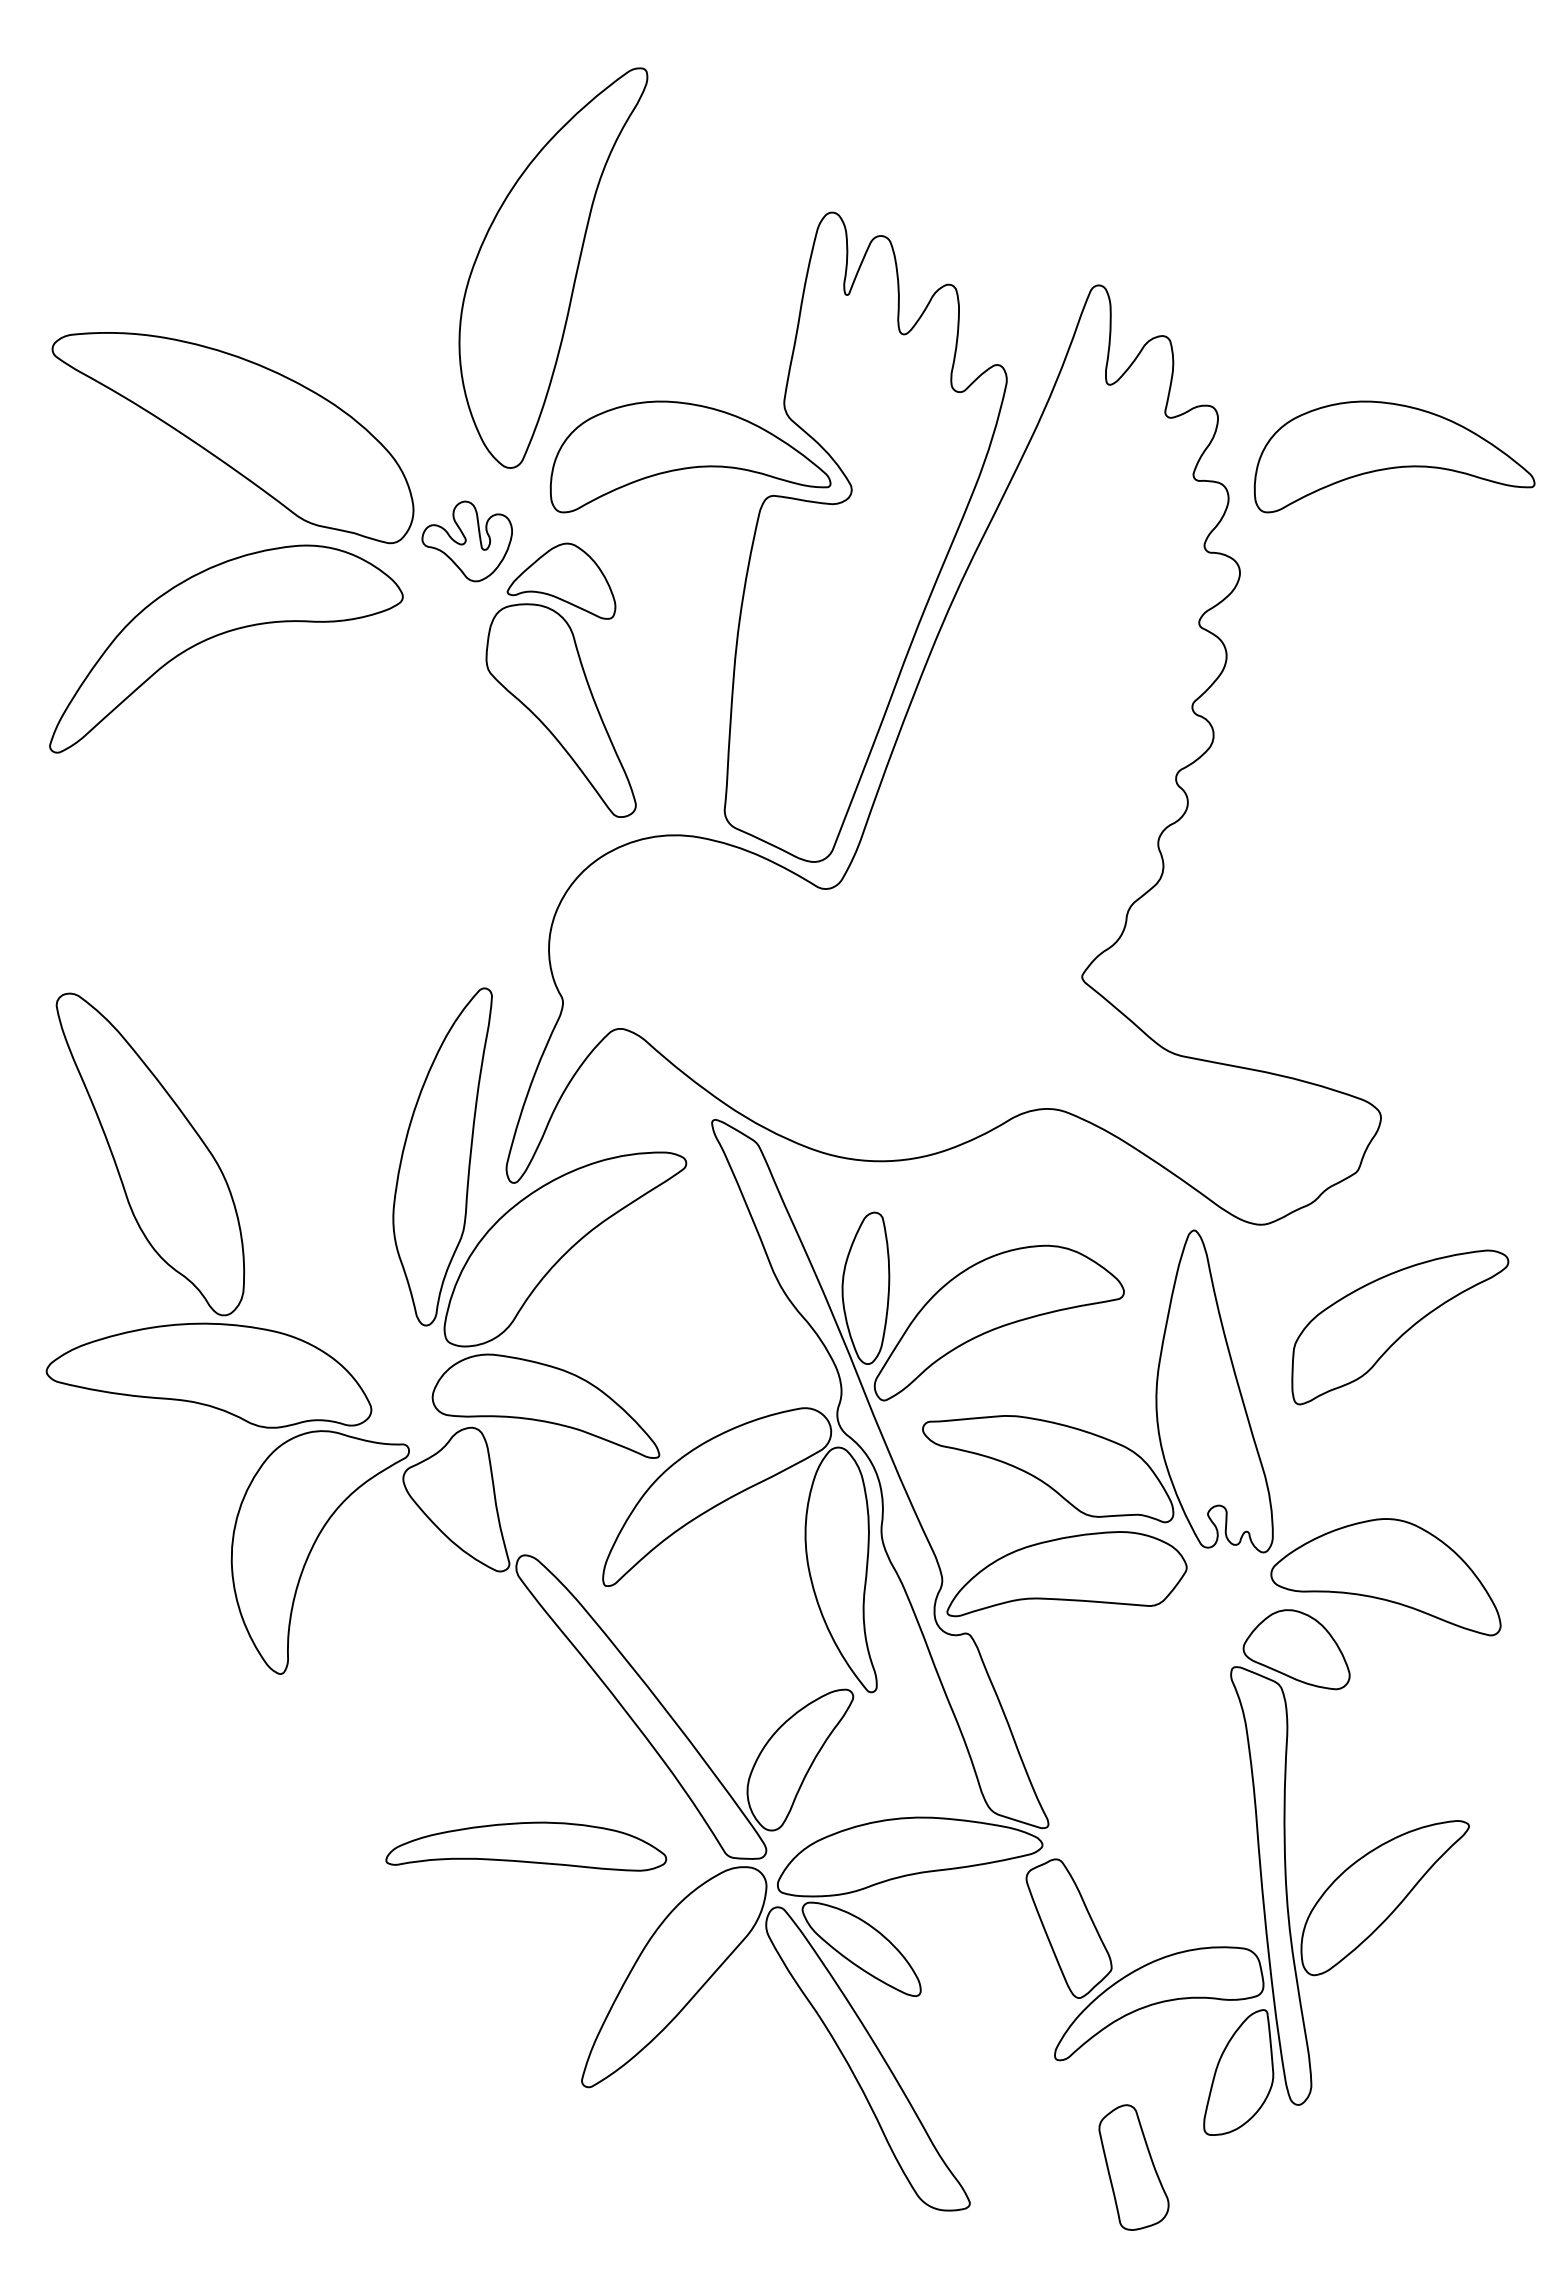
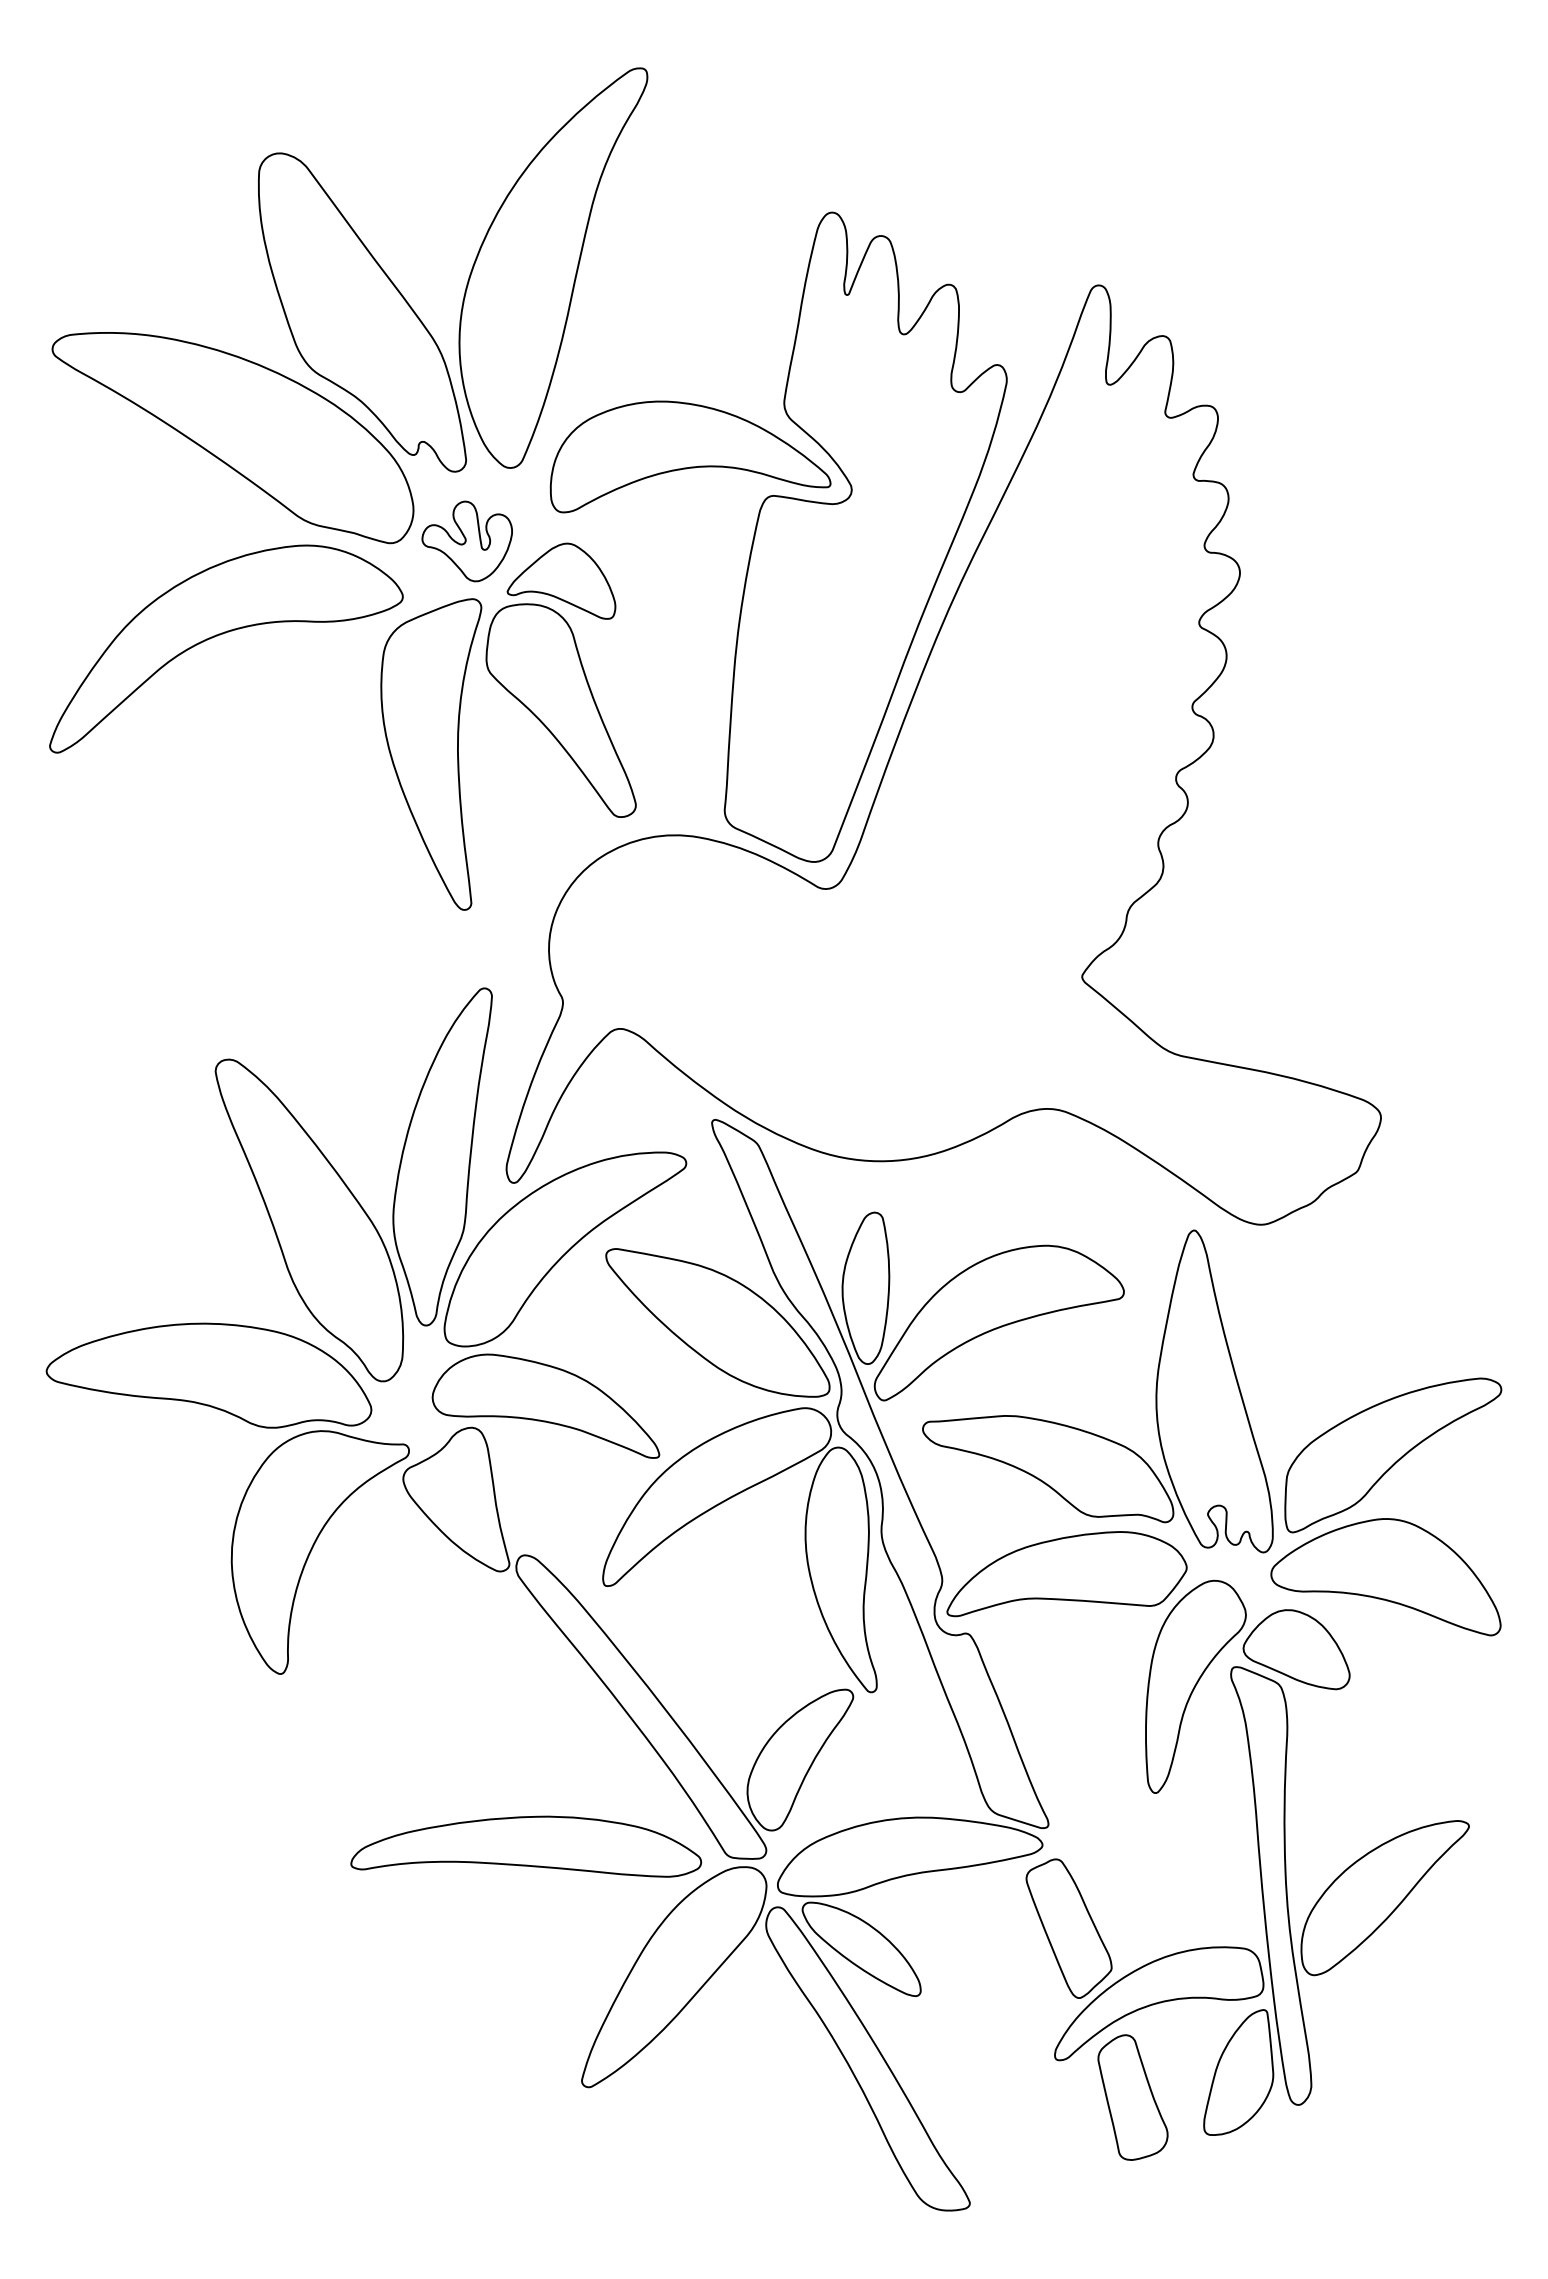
part: none -> present (362, 312)
part: present -> none (1394, 456)
part: none -> present (431, 754)
part position: (150, 1154) -> (309, 1220) (309, 1220)
part: none -> present (717, 1322)
part position: (1400, 1327) -> (1393, 1455) (1393, 1455)
part: none -> present (1195, 1686)
part size: 283x51 px -> 353x63 px (526, 1846)
part position: (1133, 2167) -> (1132, 2097) (1132, 2097)
